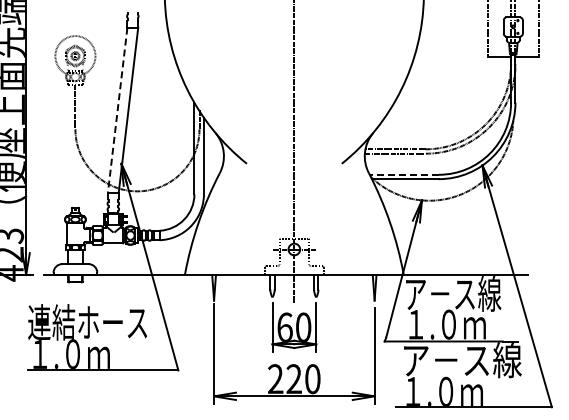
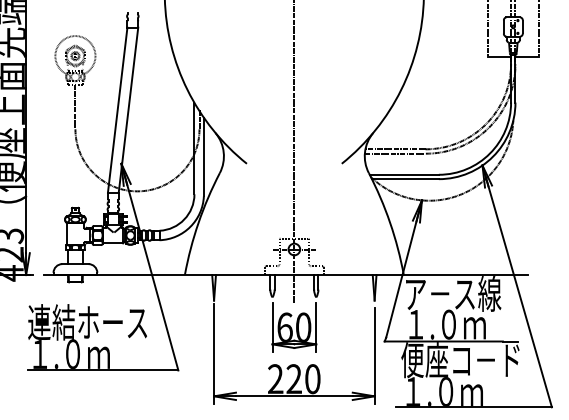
line: dashed -> solid (117, 110)
line: dashed -> solid (404, 174)
text: ア－ス線 -> 便座コ－ド (461, 360)
